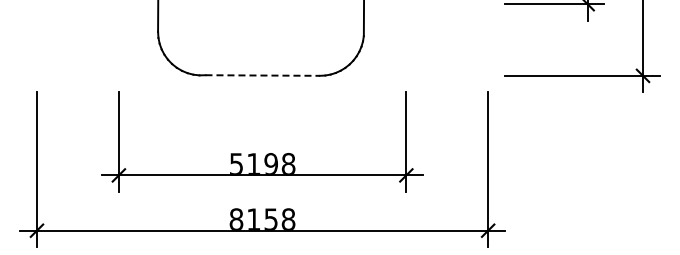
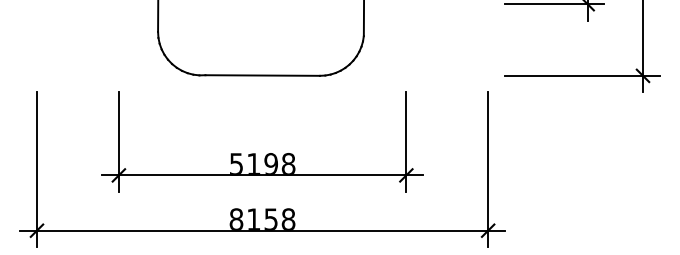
line: dashed -> solid (263, 75)
